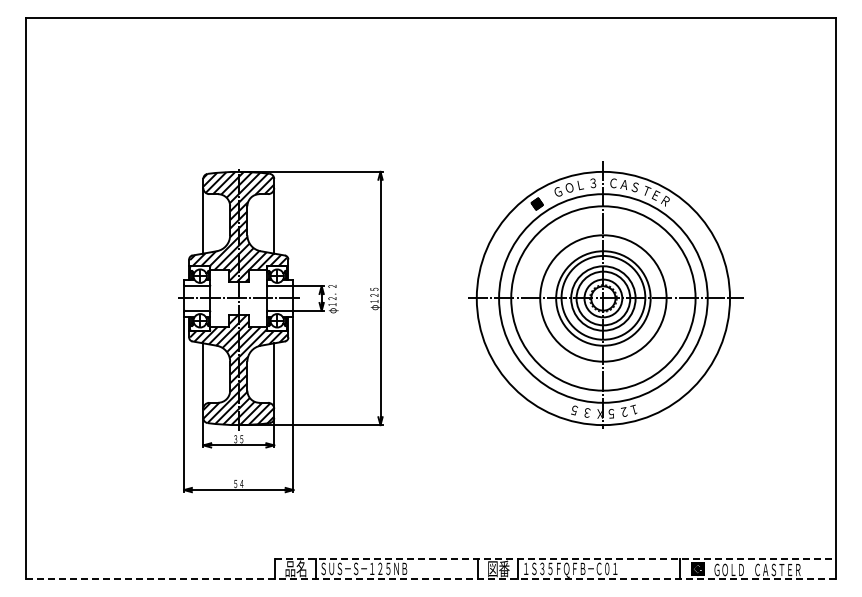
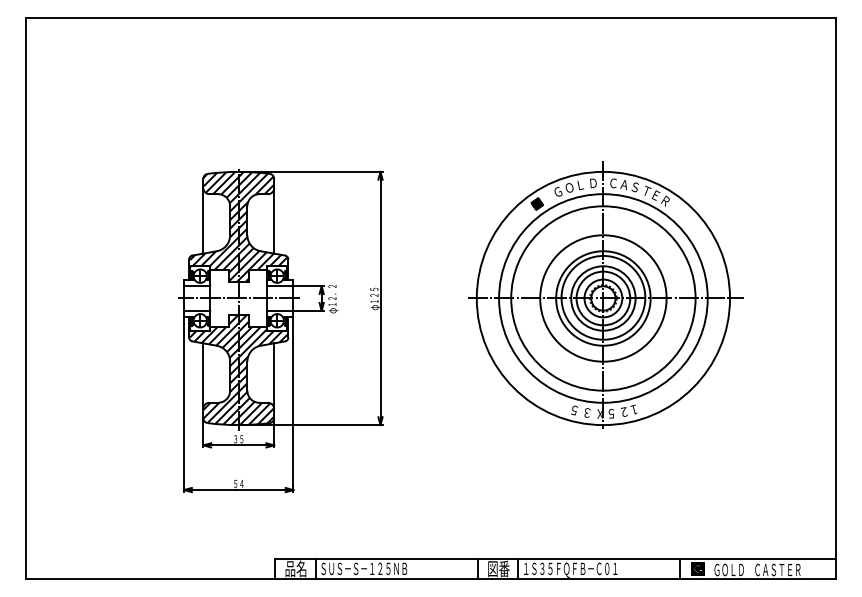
text: ３ -> Ｄ (593, 183)
line: dashed -> solid (555, 558)
line: dashed -> solid (431, 579)
